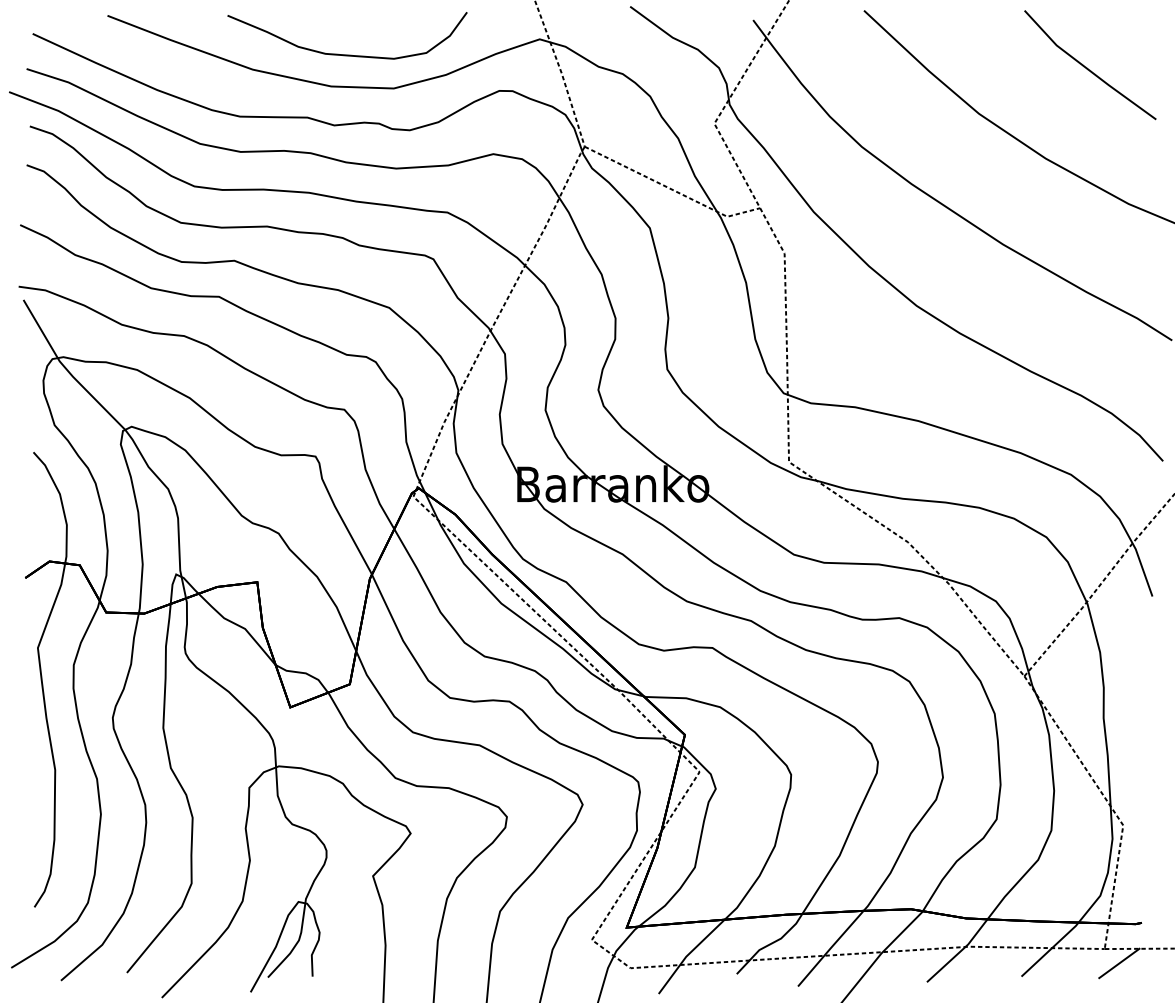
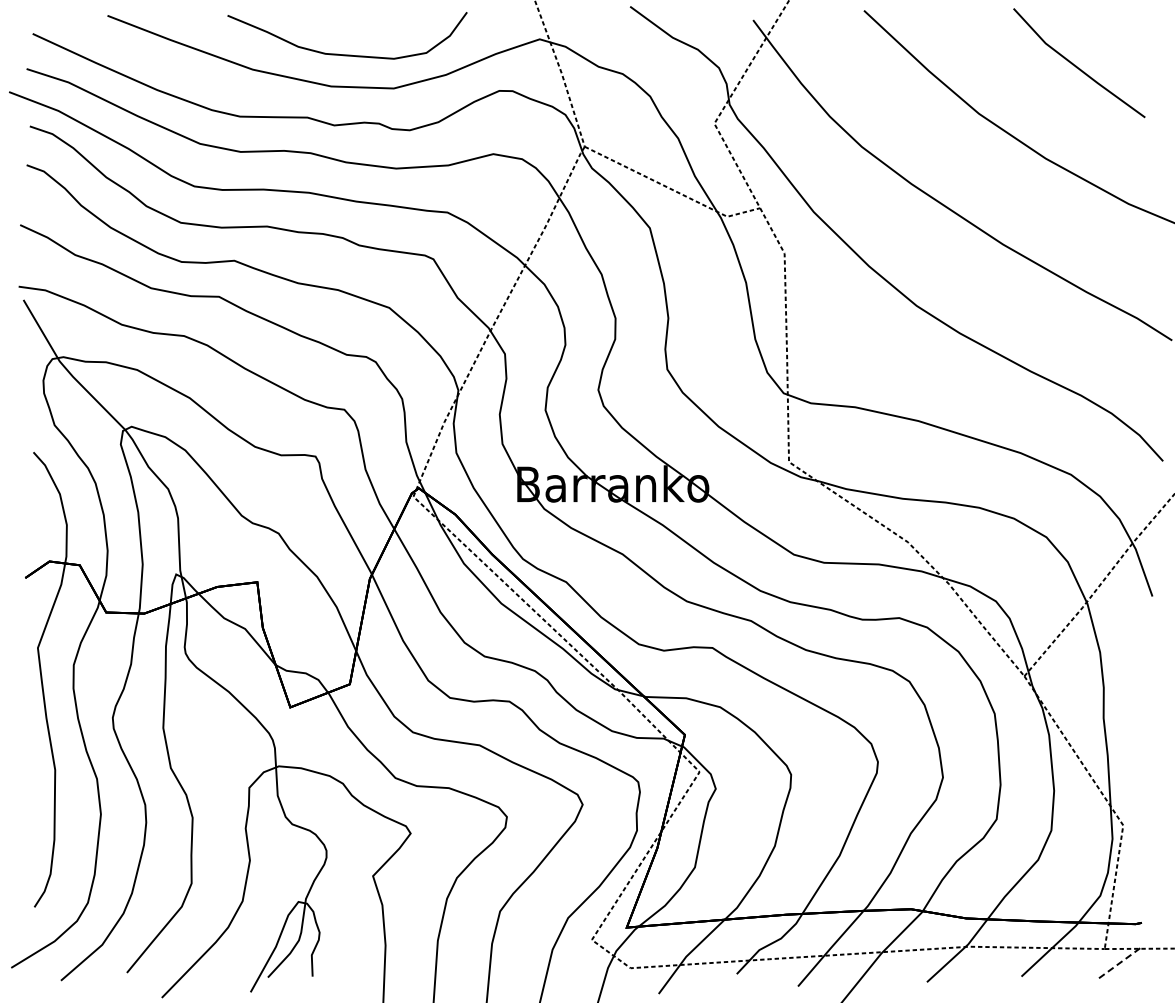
line position: (1087, 67) -> (1076, 65) (1076, 65)
line: solid -> dashed (1119, 963)
